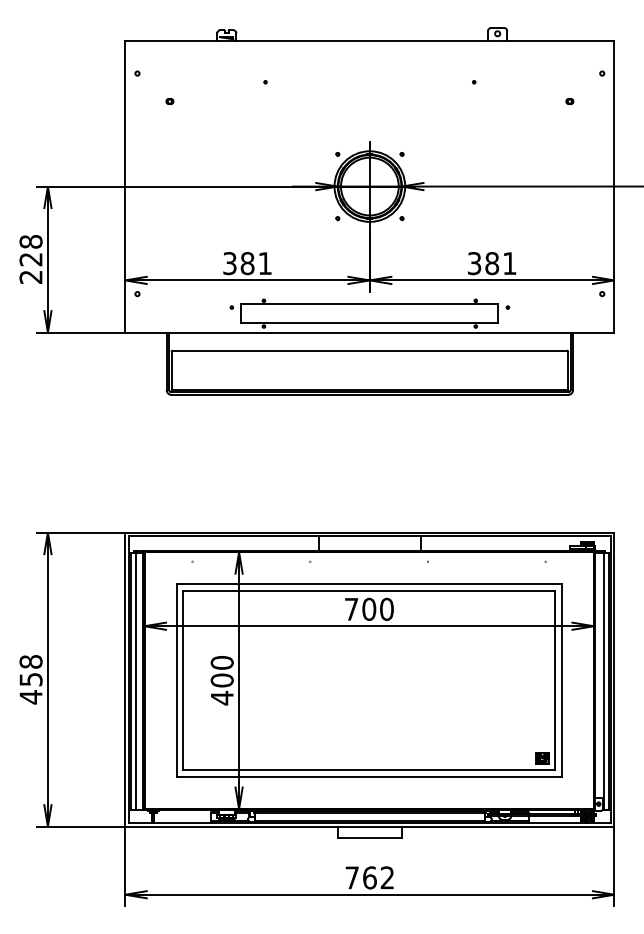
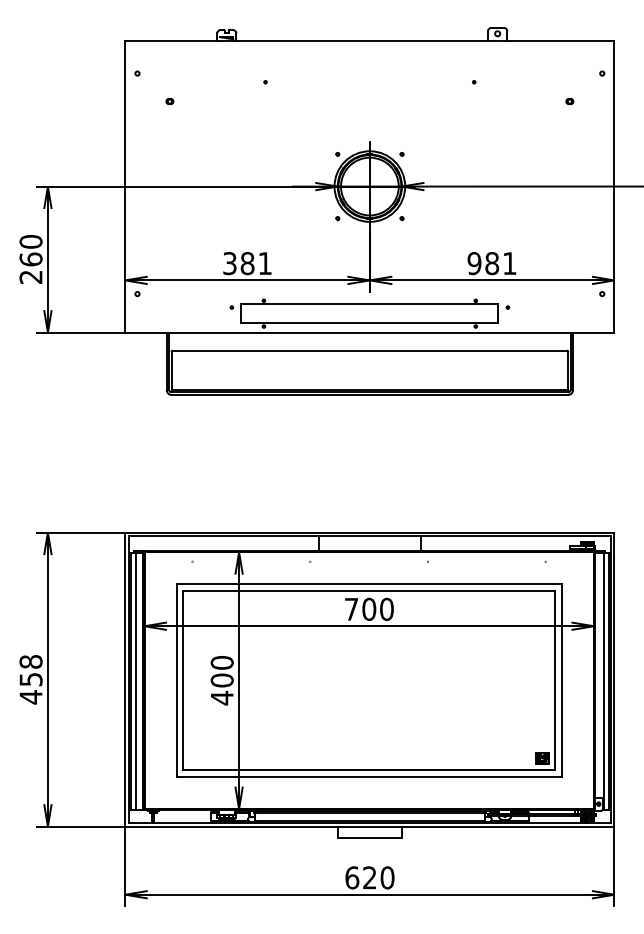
text: 228 -> 260 (30, 250)
text: 381 -> 981 (474, 263)
text: 762 -> 620 (369, 877)
